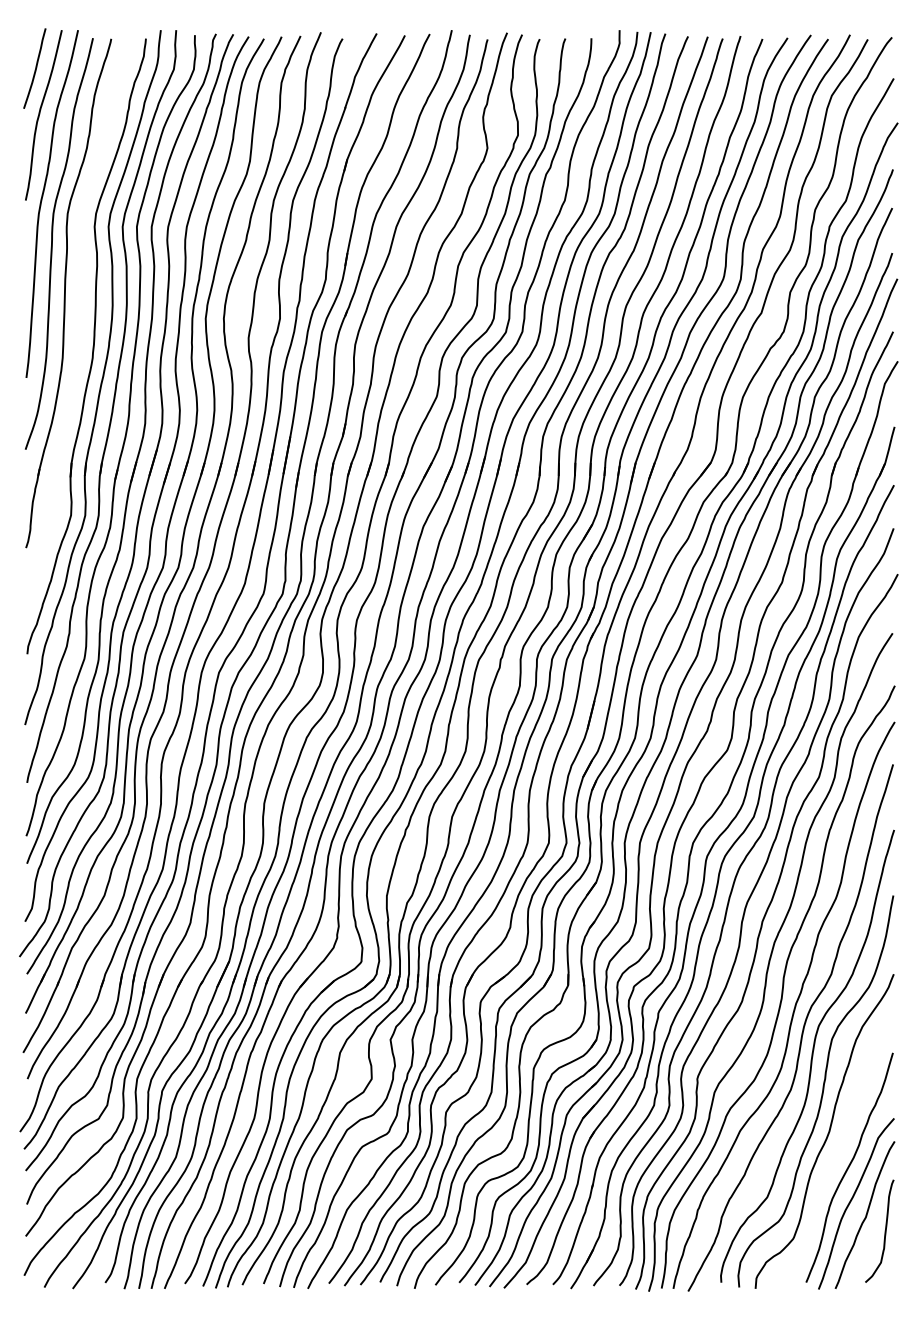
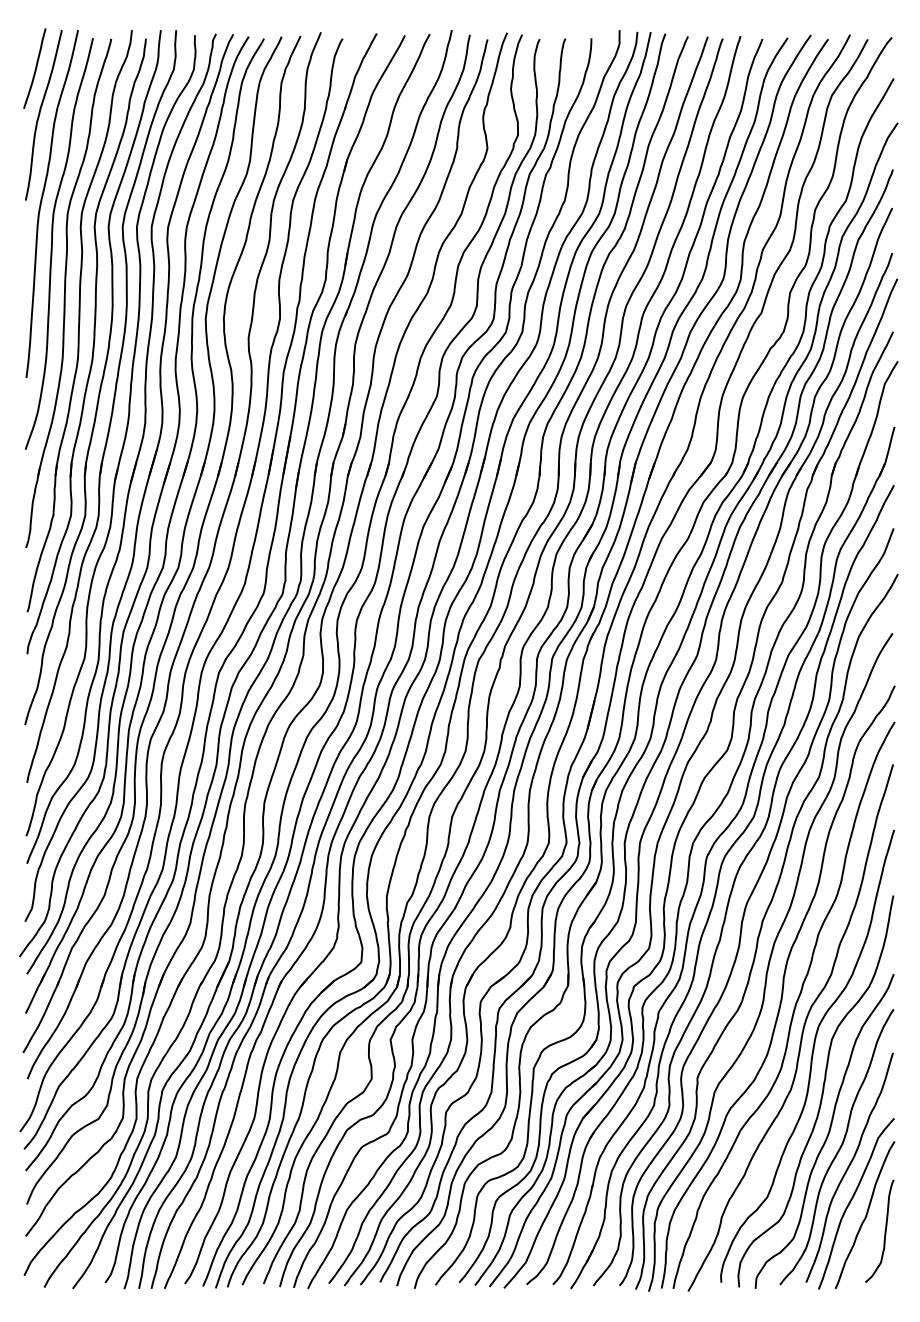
part: none -> present (79, 321)
curve: none -> present (838, 1149)
